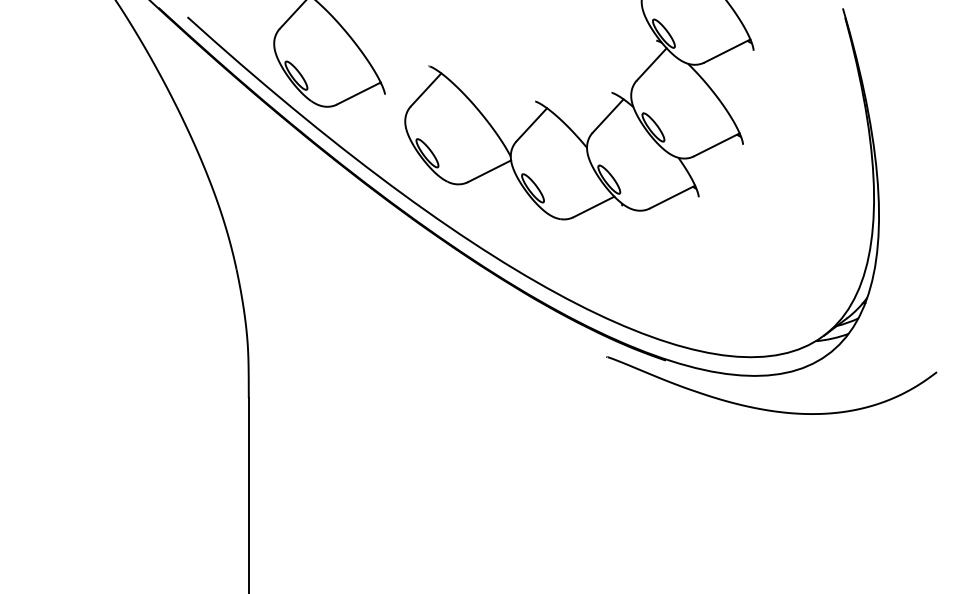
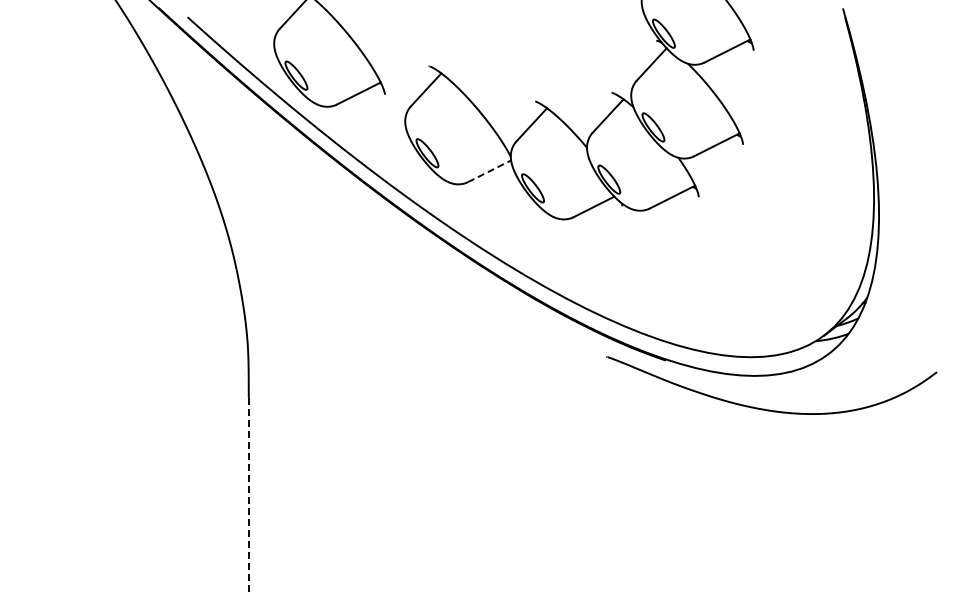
line: solid -> dashed (490, 171)
line: solid -> dashed (248, 495)
